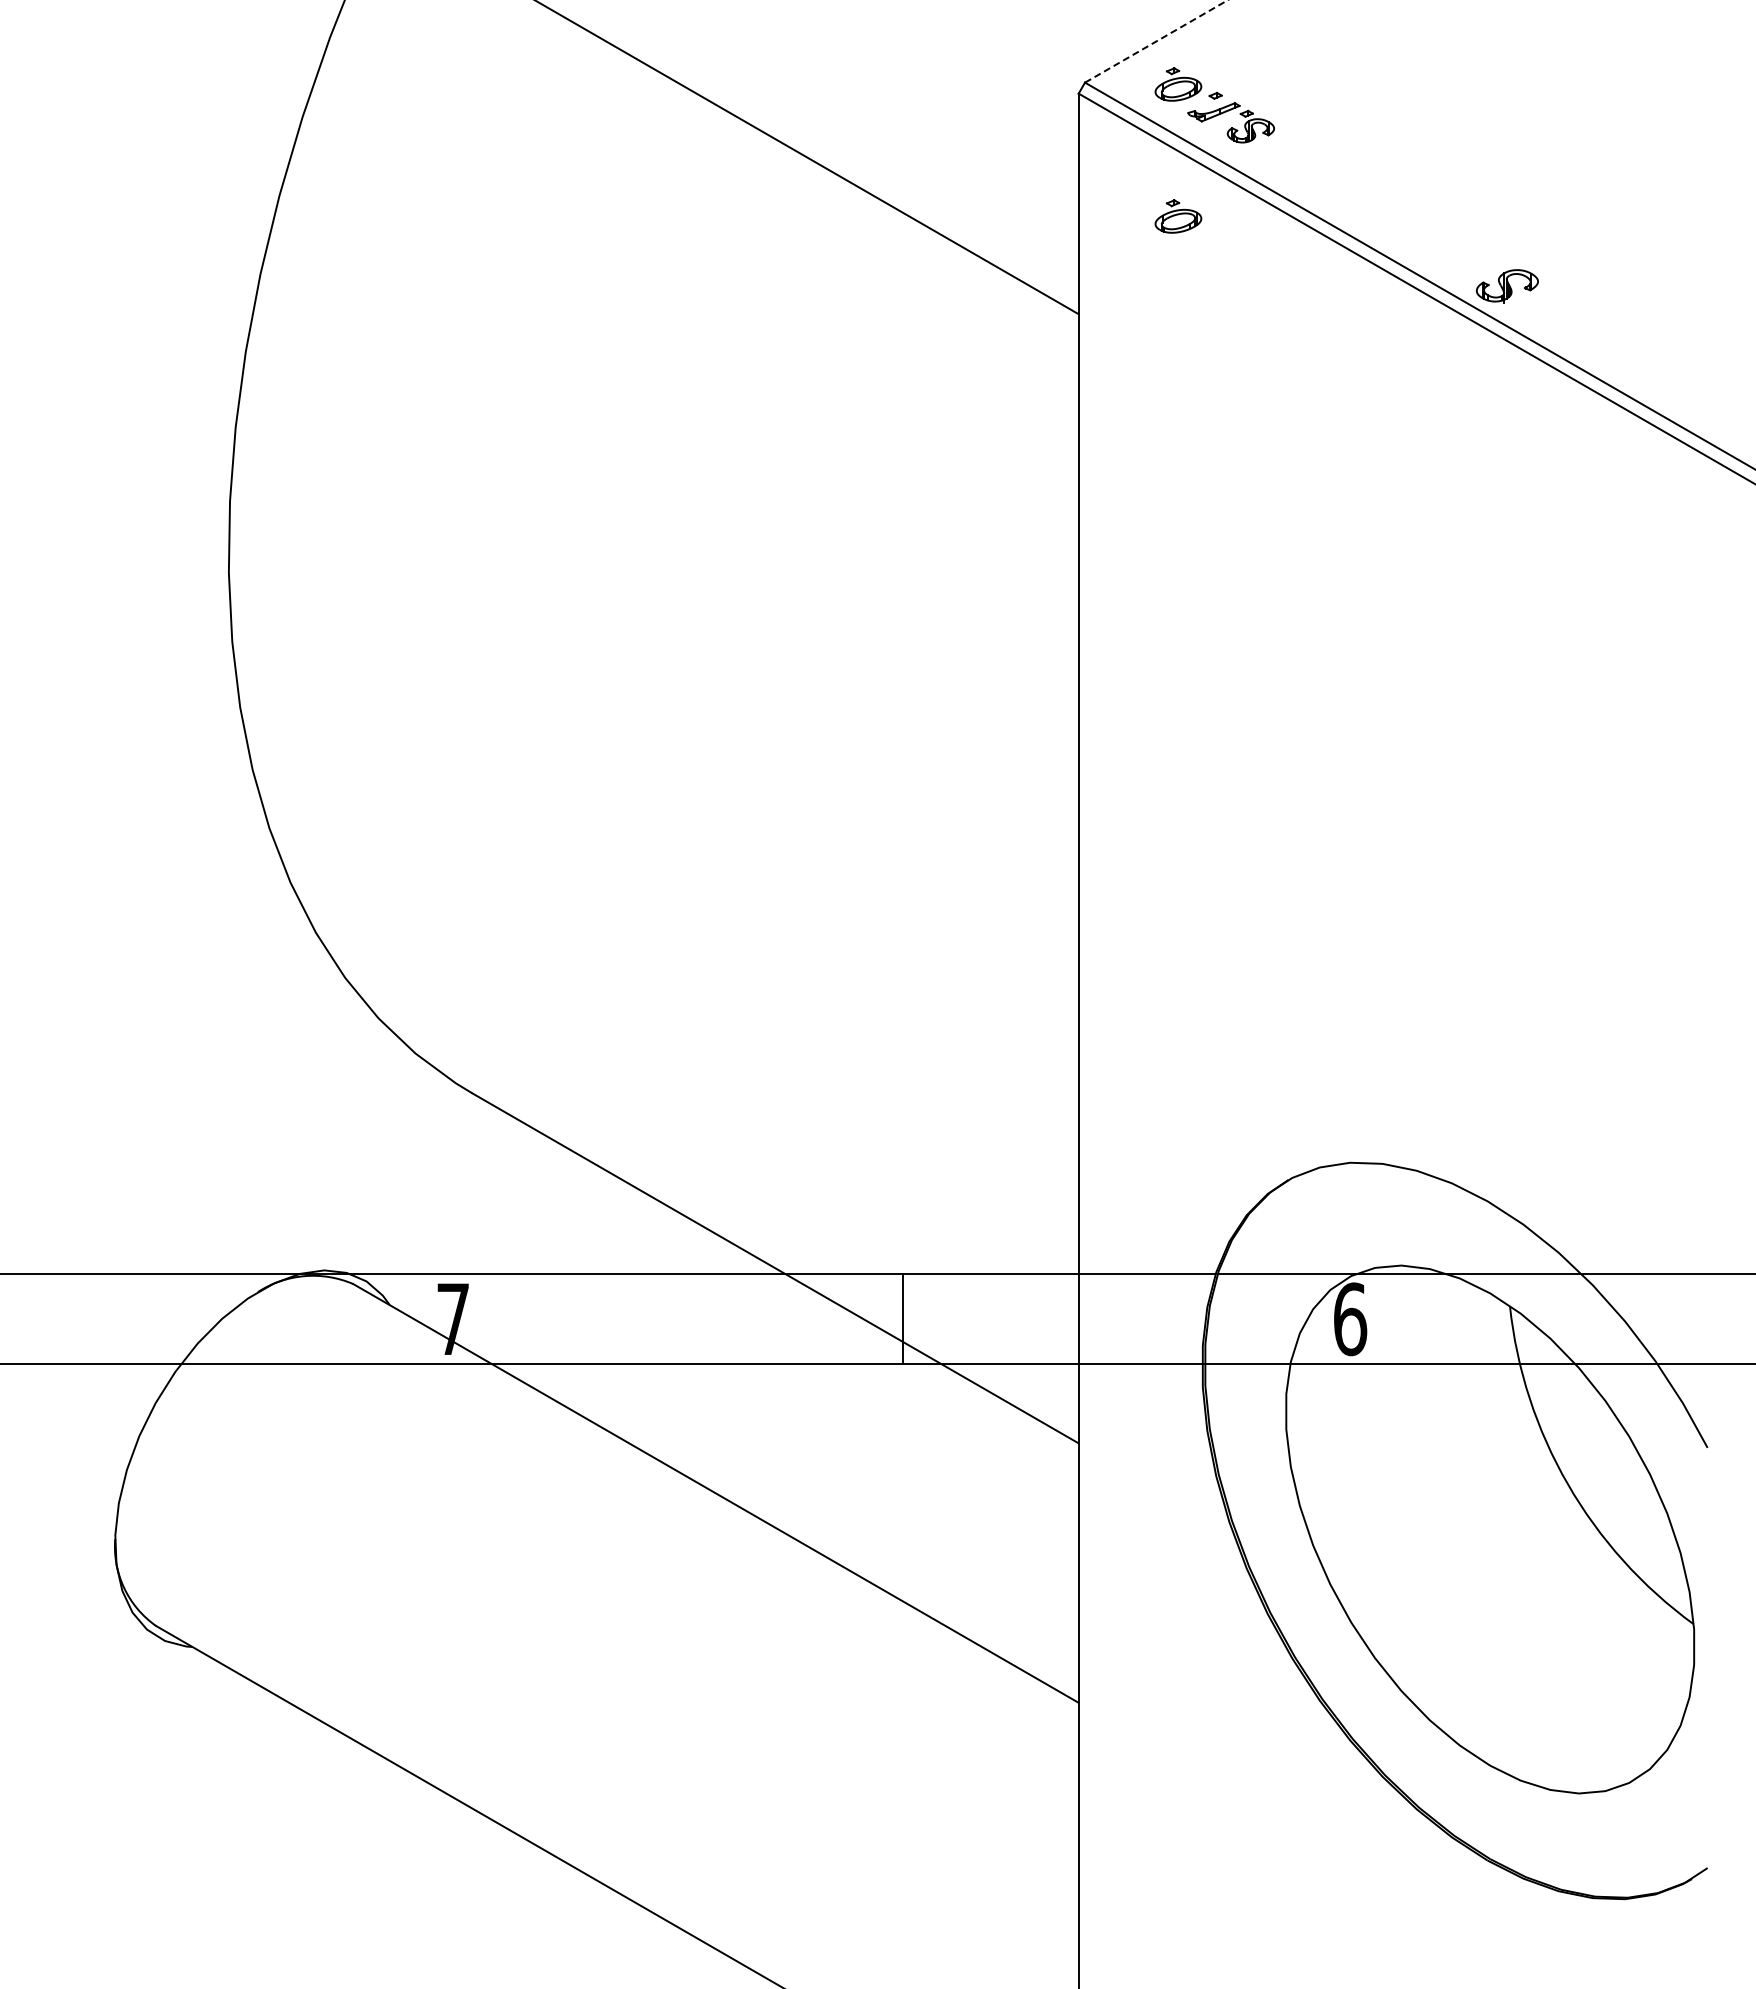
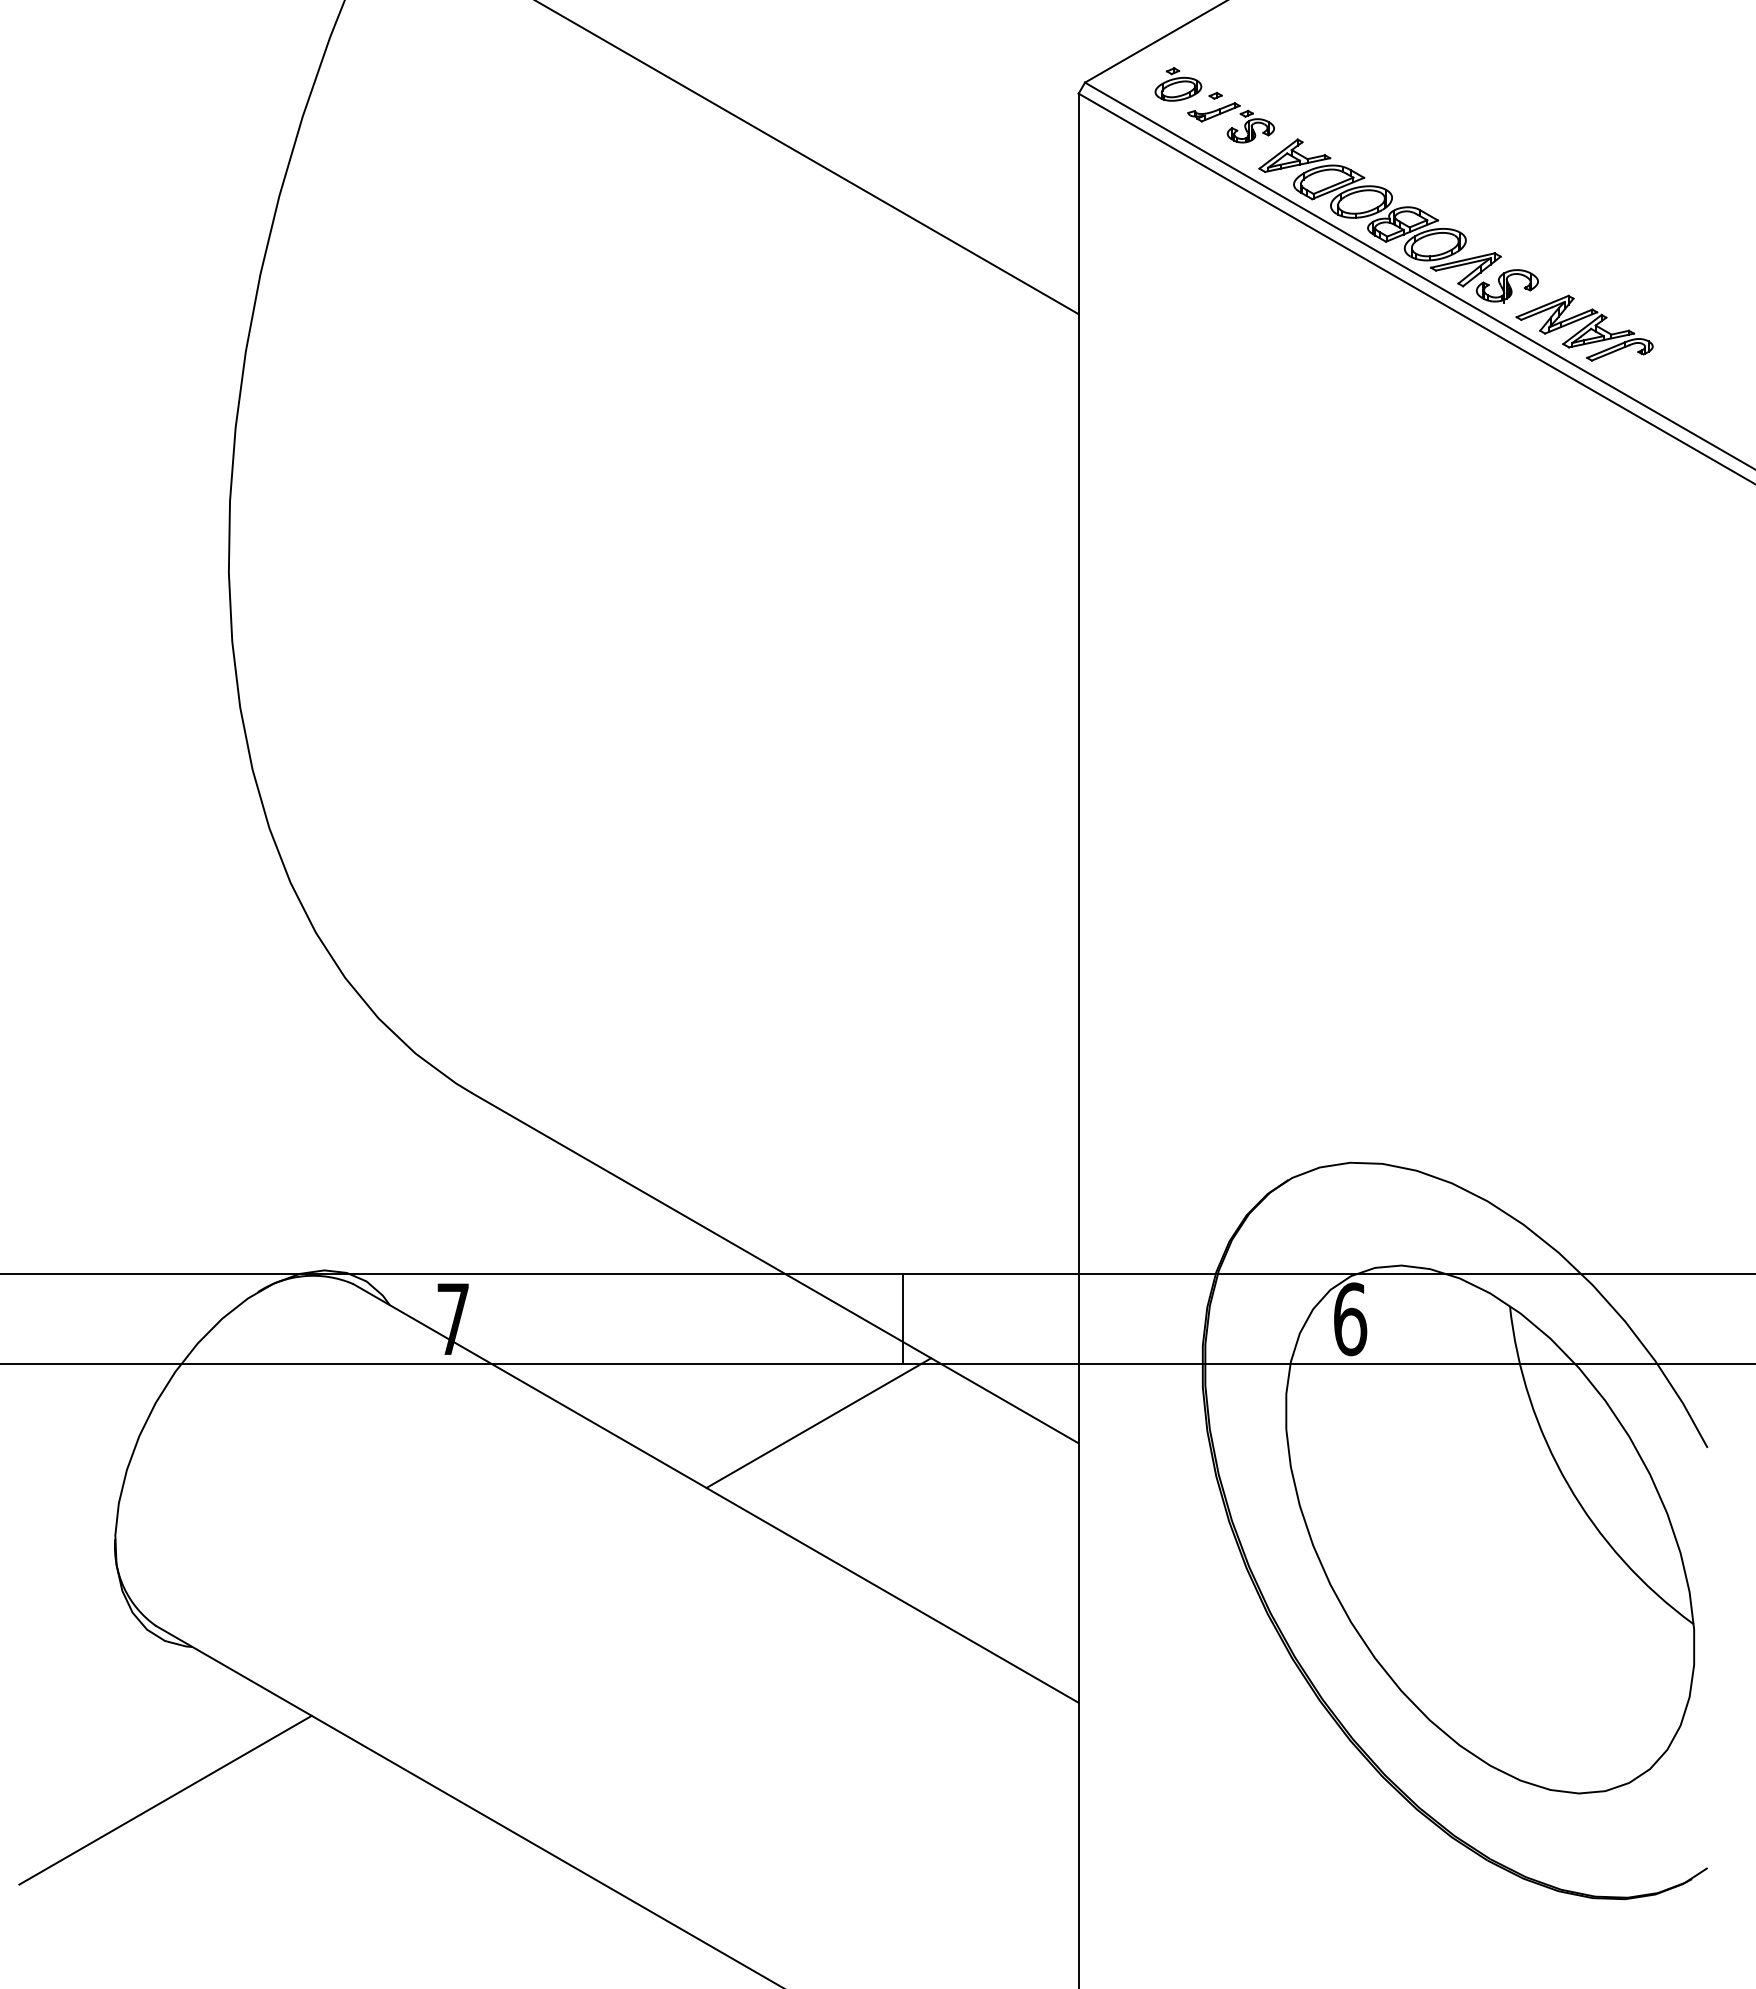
line: dashed -> solid (1156, 41)
part: none -> present (1379, 212)
part: present -> none (1178, 216)
part: none -> present (1584, 327)
line: none -> present (818, 1422)
line: none -> present (165, 1799)
